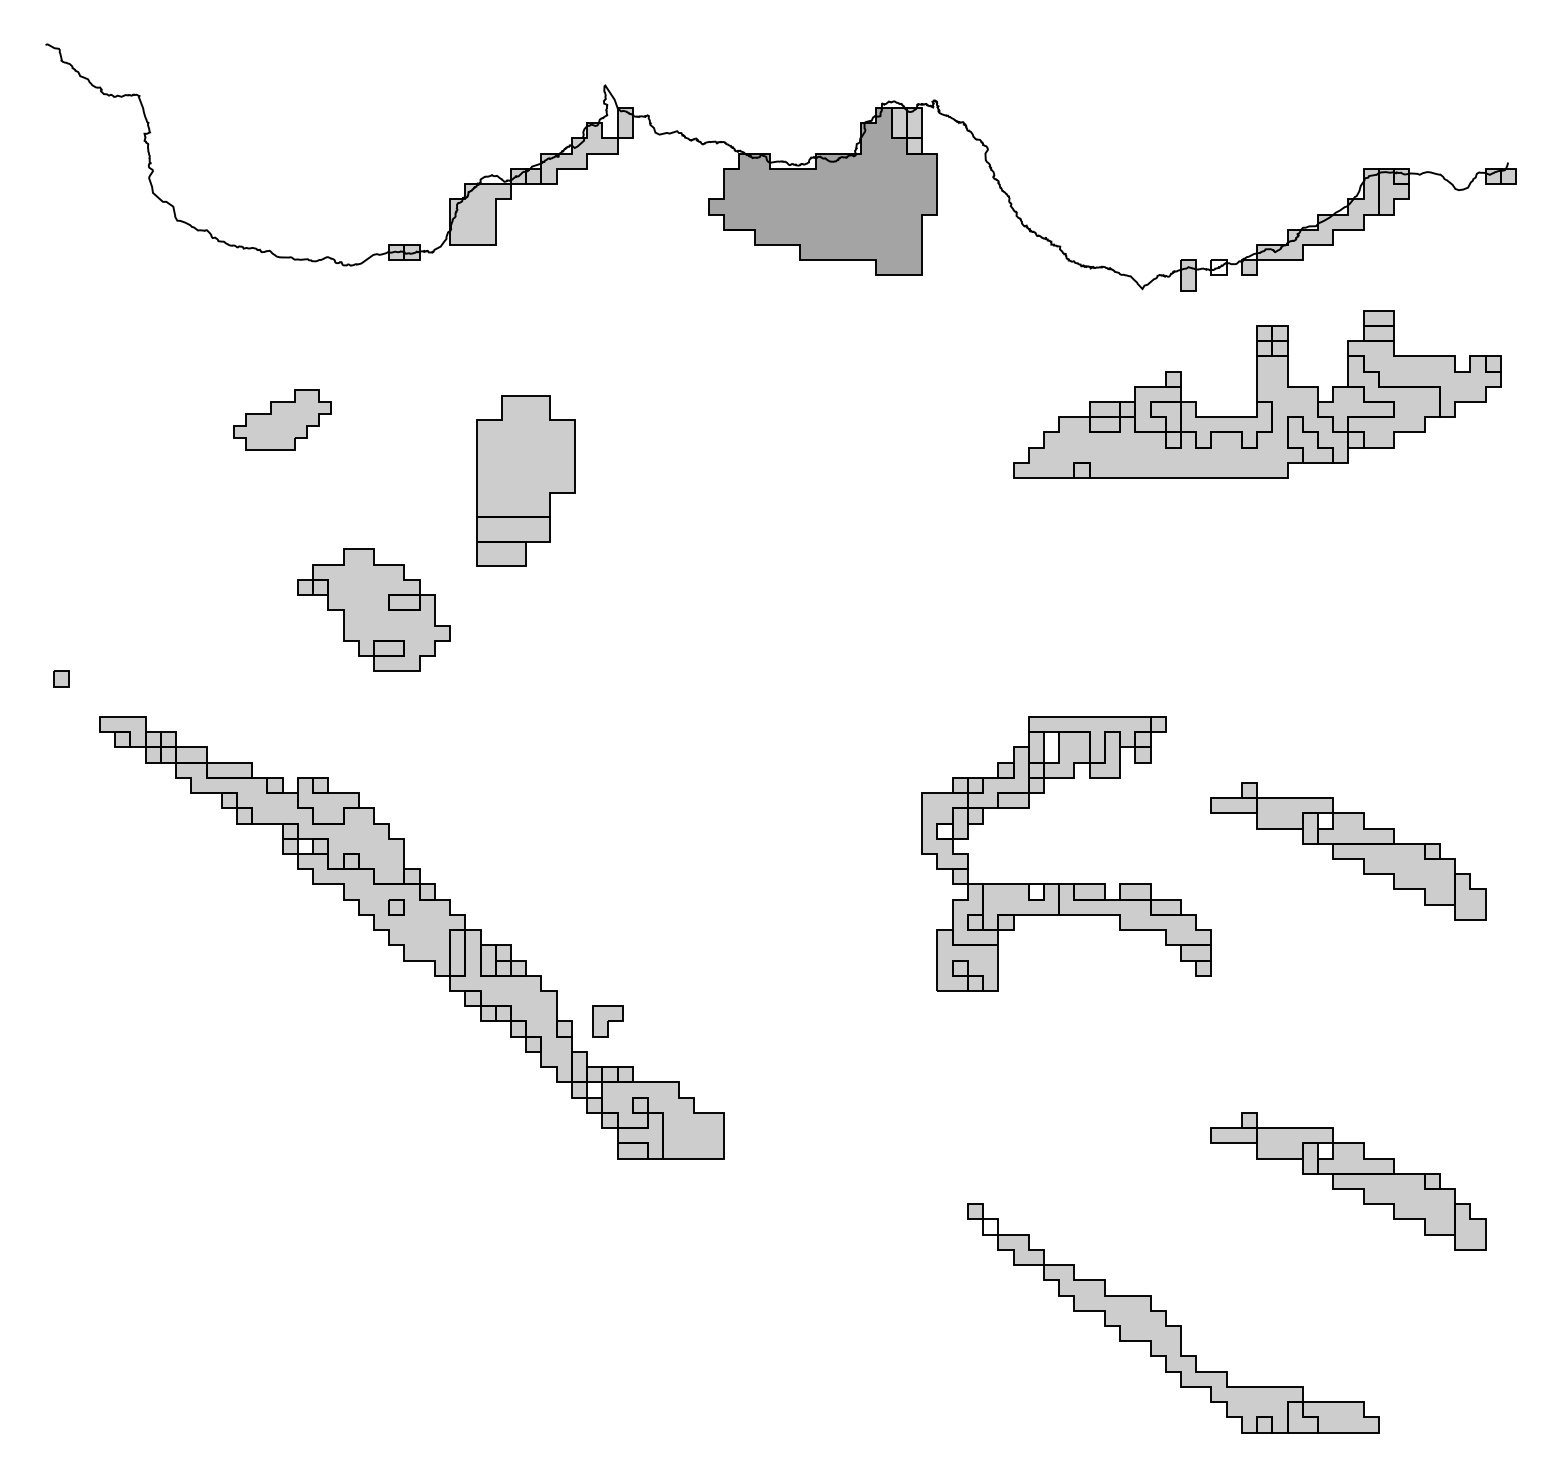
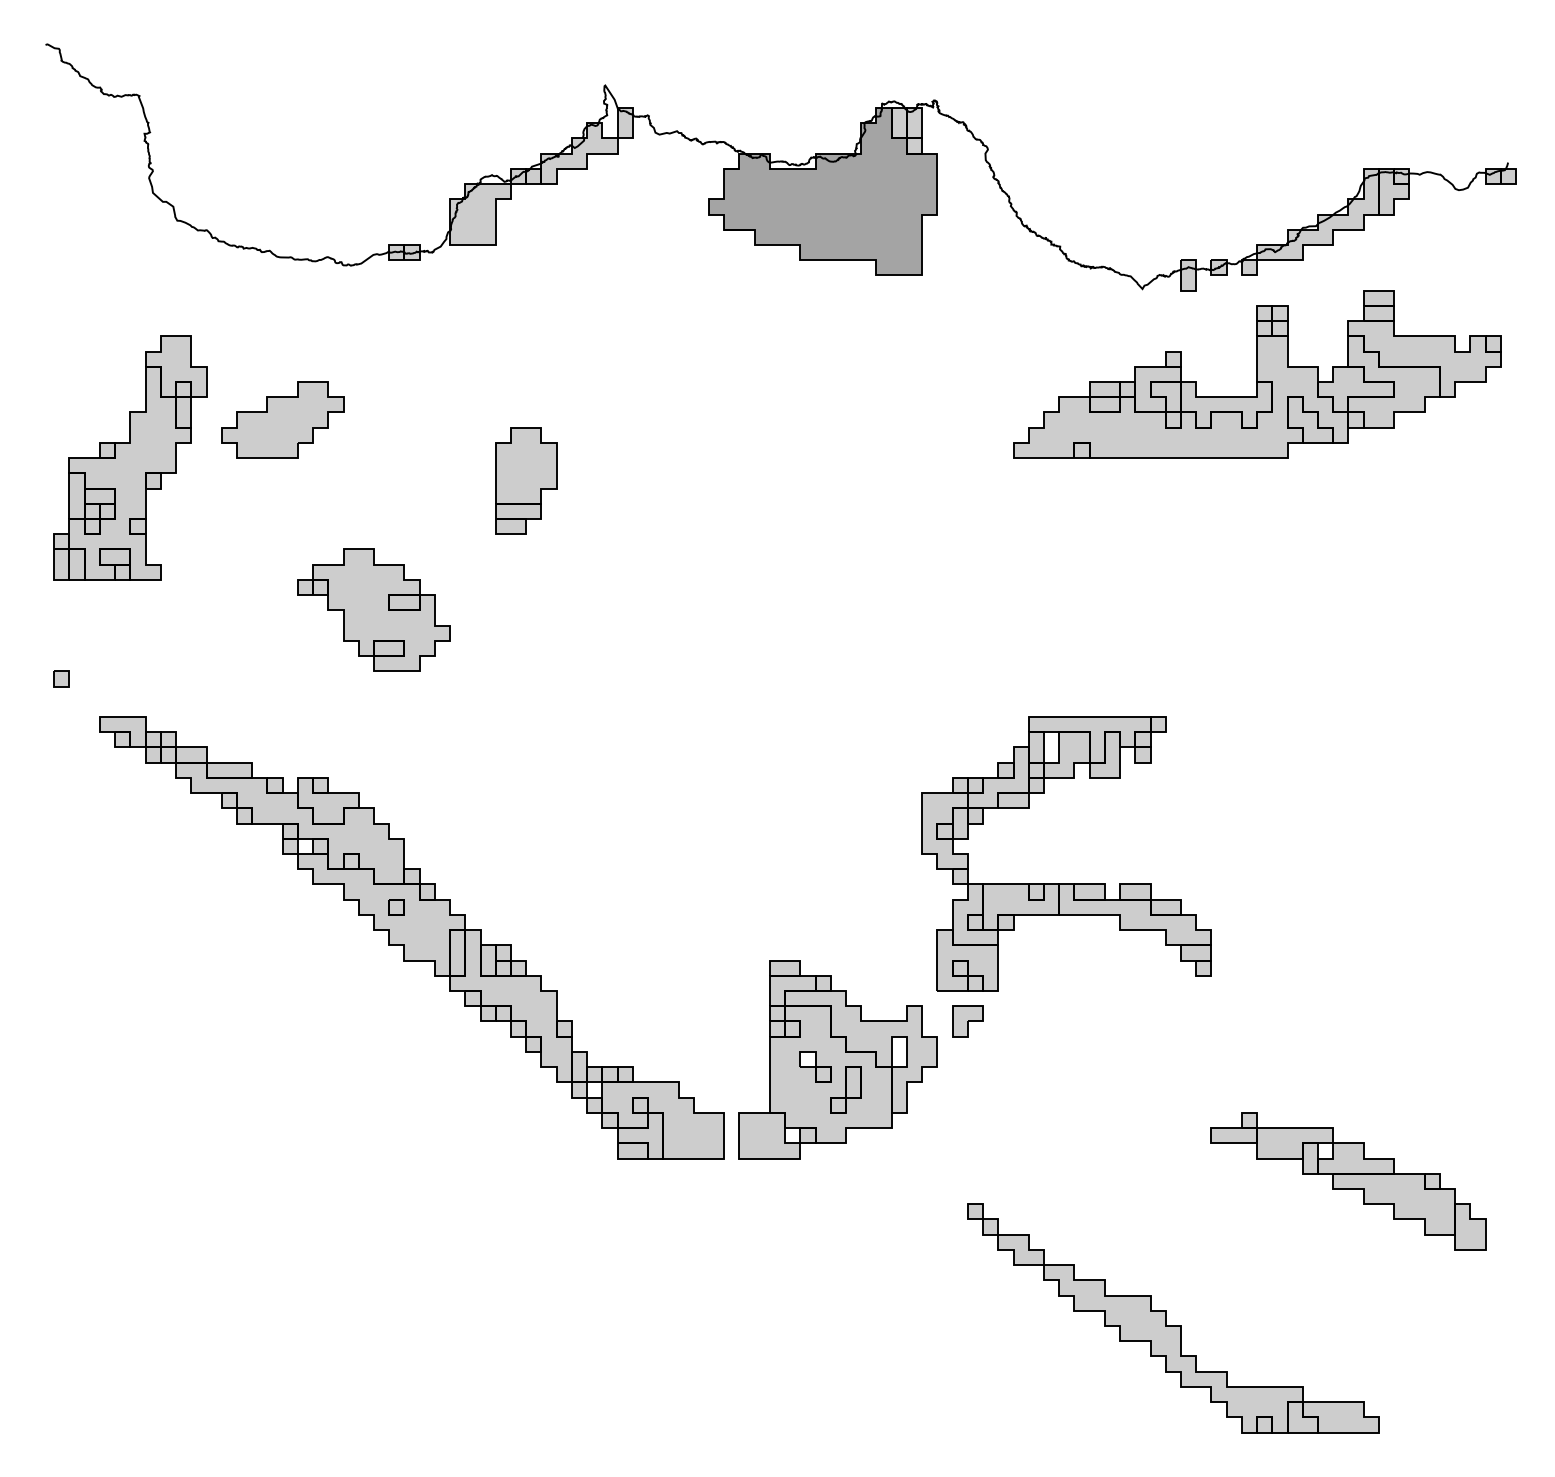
fill: none -> present (1218, 267)
part position: (1257, 394) -> (1257, 374) (1257, 374)
part size: 99x62 px -> 124x78 px (282, 419)
part: none -> present (130, 457)
part size: 100x172 px -> 63x108 px (526, 480)
fill: none -> present (944, 830)
part: present -> none (1348, 851)
fill: none -> present (1035, 891)
part position: (607, 1021) -> (967, 1021) (967, 1021)
part: none -> present (837, 1059)
fill: none -> present (990, 1226)
